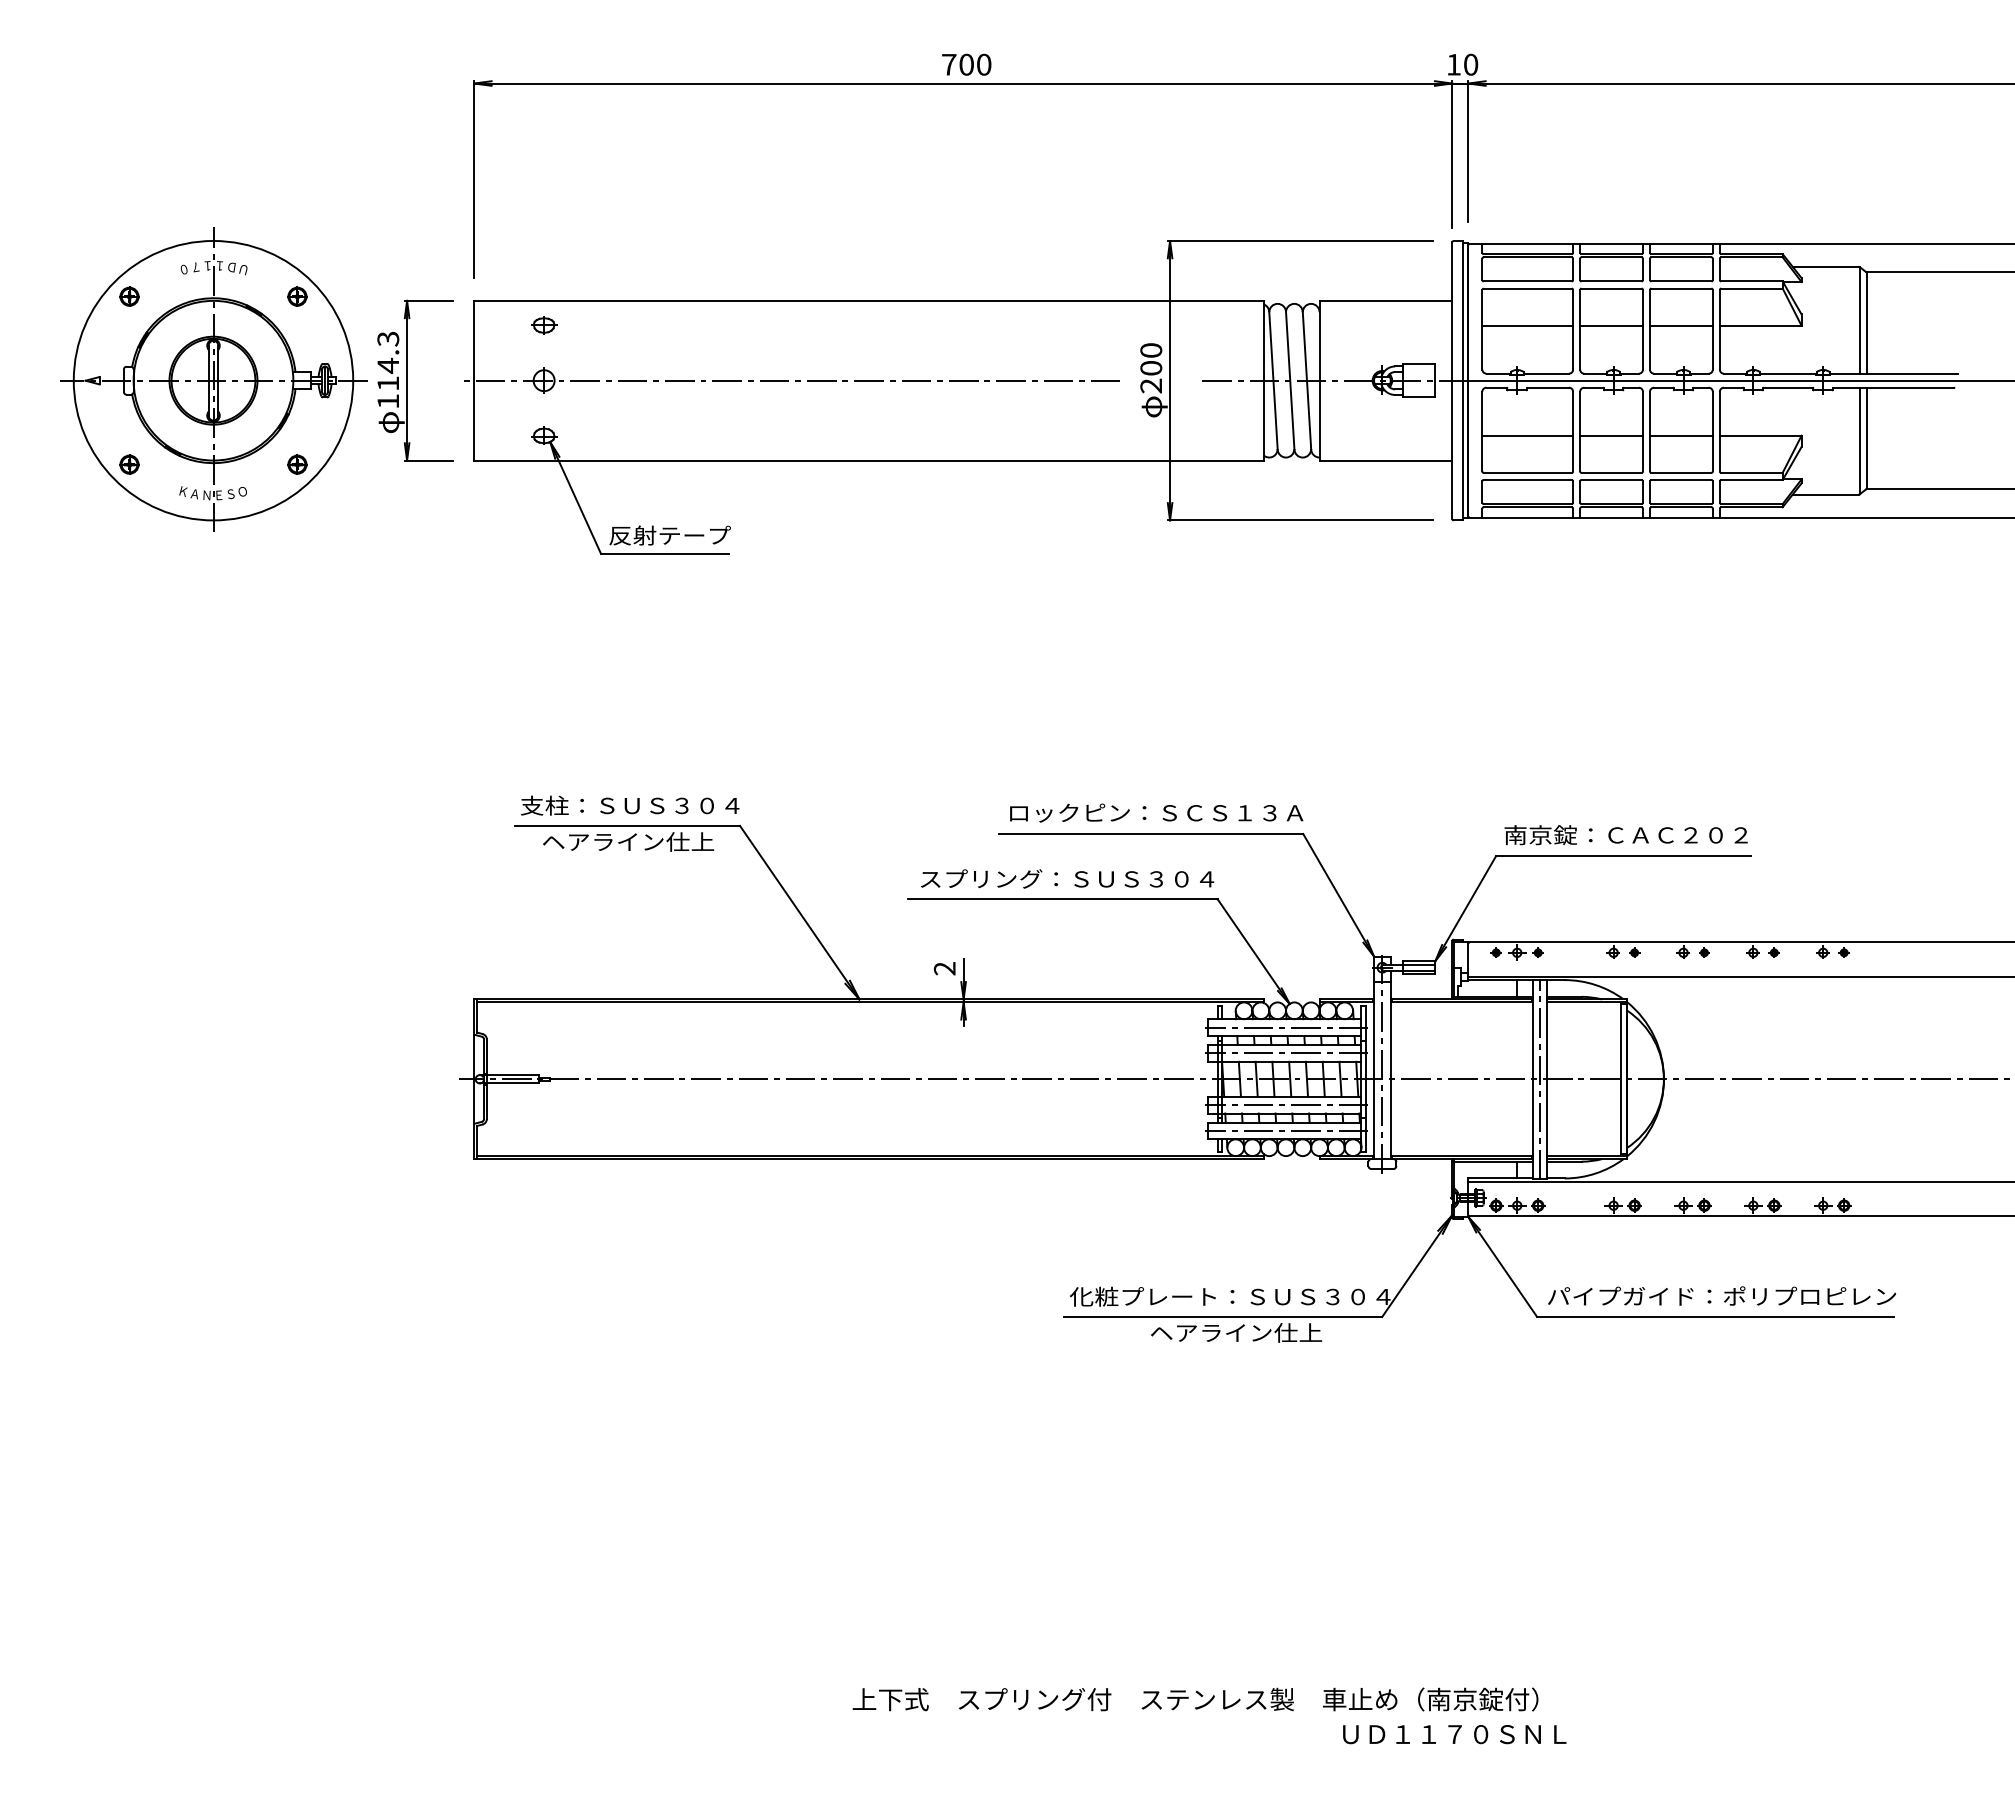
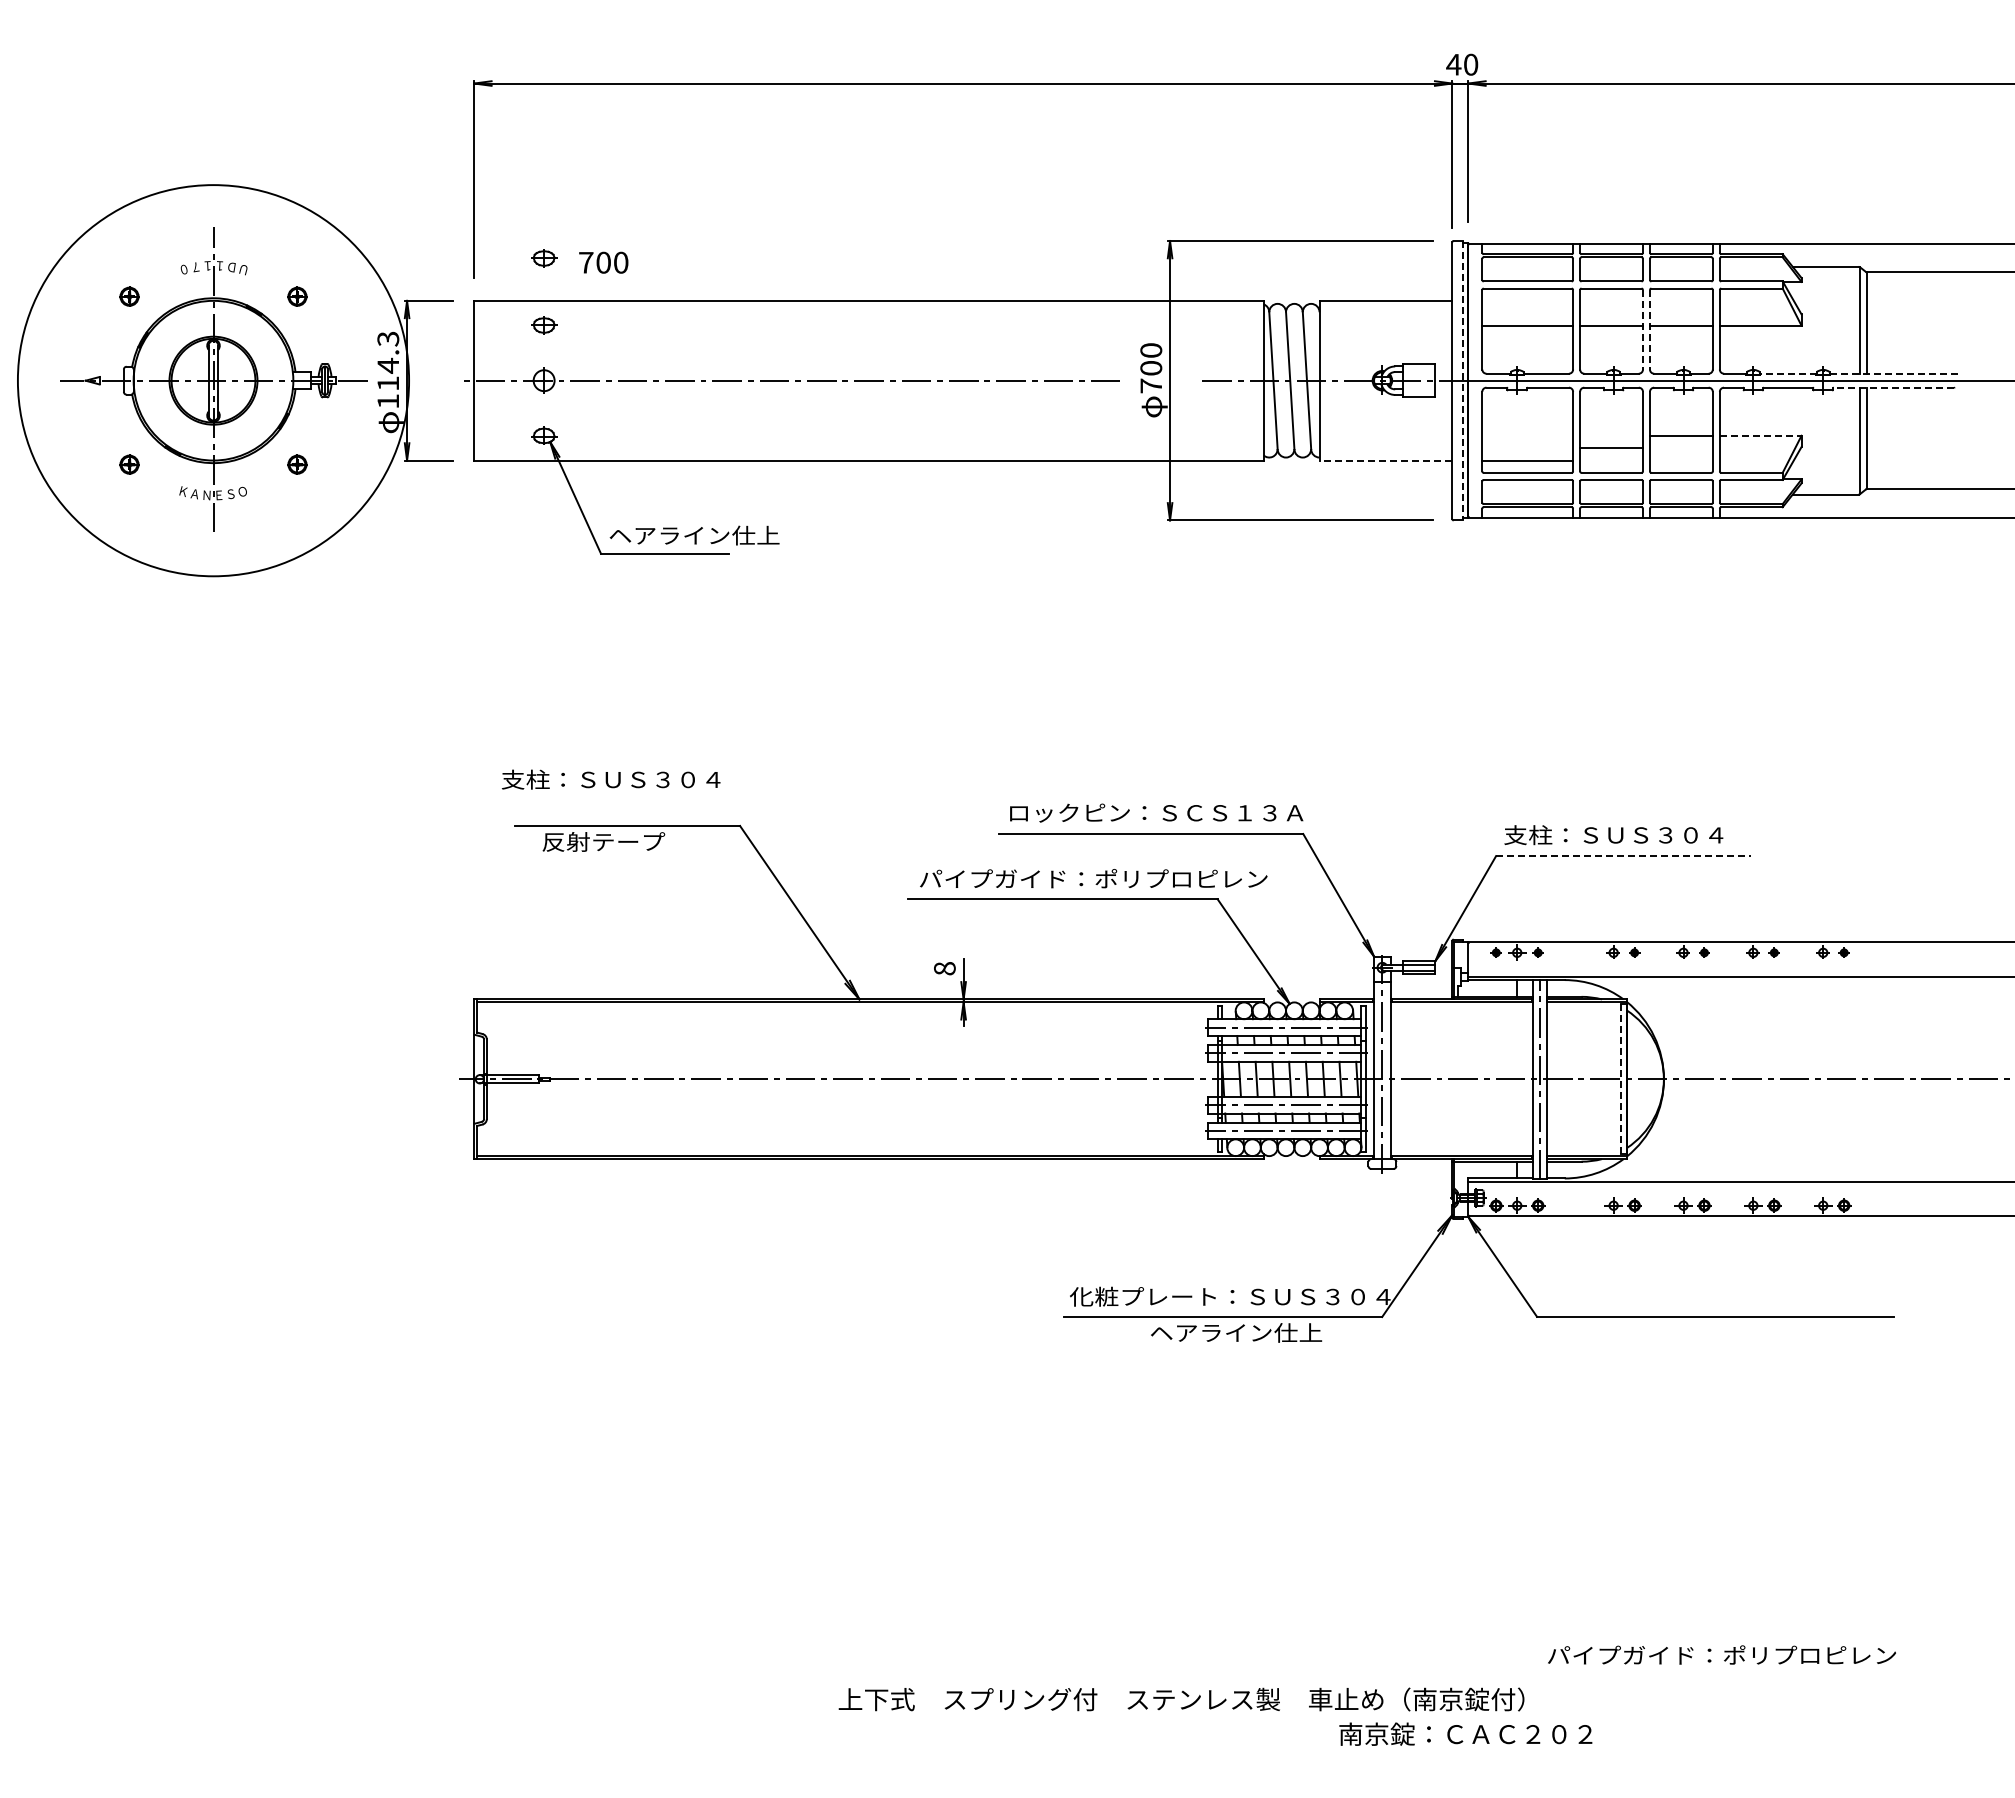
text position: (966, 64) -> (603, 262) (603, 262)
text: 10 -> 40 (1453, 64)
part: none -> present (544, 258)
line: solid -> dashed (1642, 329)
line: solid -> dashed (1649, 329)
line: solid -> dashed (1787, 373)
line: solid -> dashed (1893, 373)
circle diameter: 279 px -> 391 px (213, 380)
line: solid -> dashed (1463, 380)
text: 200 -> 700 (1150, 385)
line: solid -> dashed (1893, 387)
line position: (1527, 435) -> (1527, 460) (1527, 460)
line position: (1611, 435) -> (1611, 447) (1611, 447)
line: solid -> dashed (1760, 435)
line: solid -> dashed (1385, 460)
text: 反射テープ -> ヘアライン仕上 (694, 535)
text position: (630, 805) -> (611, 779) (611, 779)
text: 南京錠：ＣＡＣ２０２ -> 支柱：ＳＵＳ３０４ (1625, 835)
text: ヘアライン仕上 -> 反射テープ (628, 841)
line: solid -> dashed (1624, 856)
text: スプリング：ＳＵＳ３０４ -> パイプガイド：ポリプロピレン (1093, 878)
text: 2 -> 8 (944, 968)
line: solid -> dashed (1621, 1079)
text position: (1721, 1295) -> (1721, 1654) (1721, 1654)
text position: (1195, 1699) -> (1181, 1699) (1181, 1699)
text: ＵＤ１１７０ＳＮＬ -> 南京錠：ＣＡＣ２０２ (1465, 1733)
